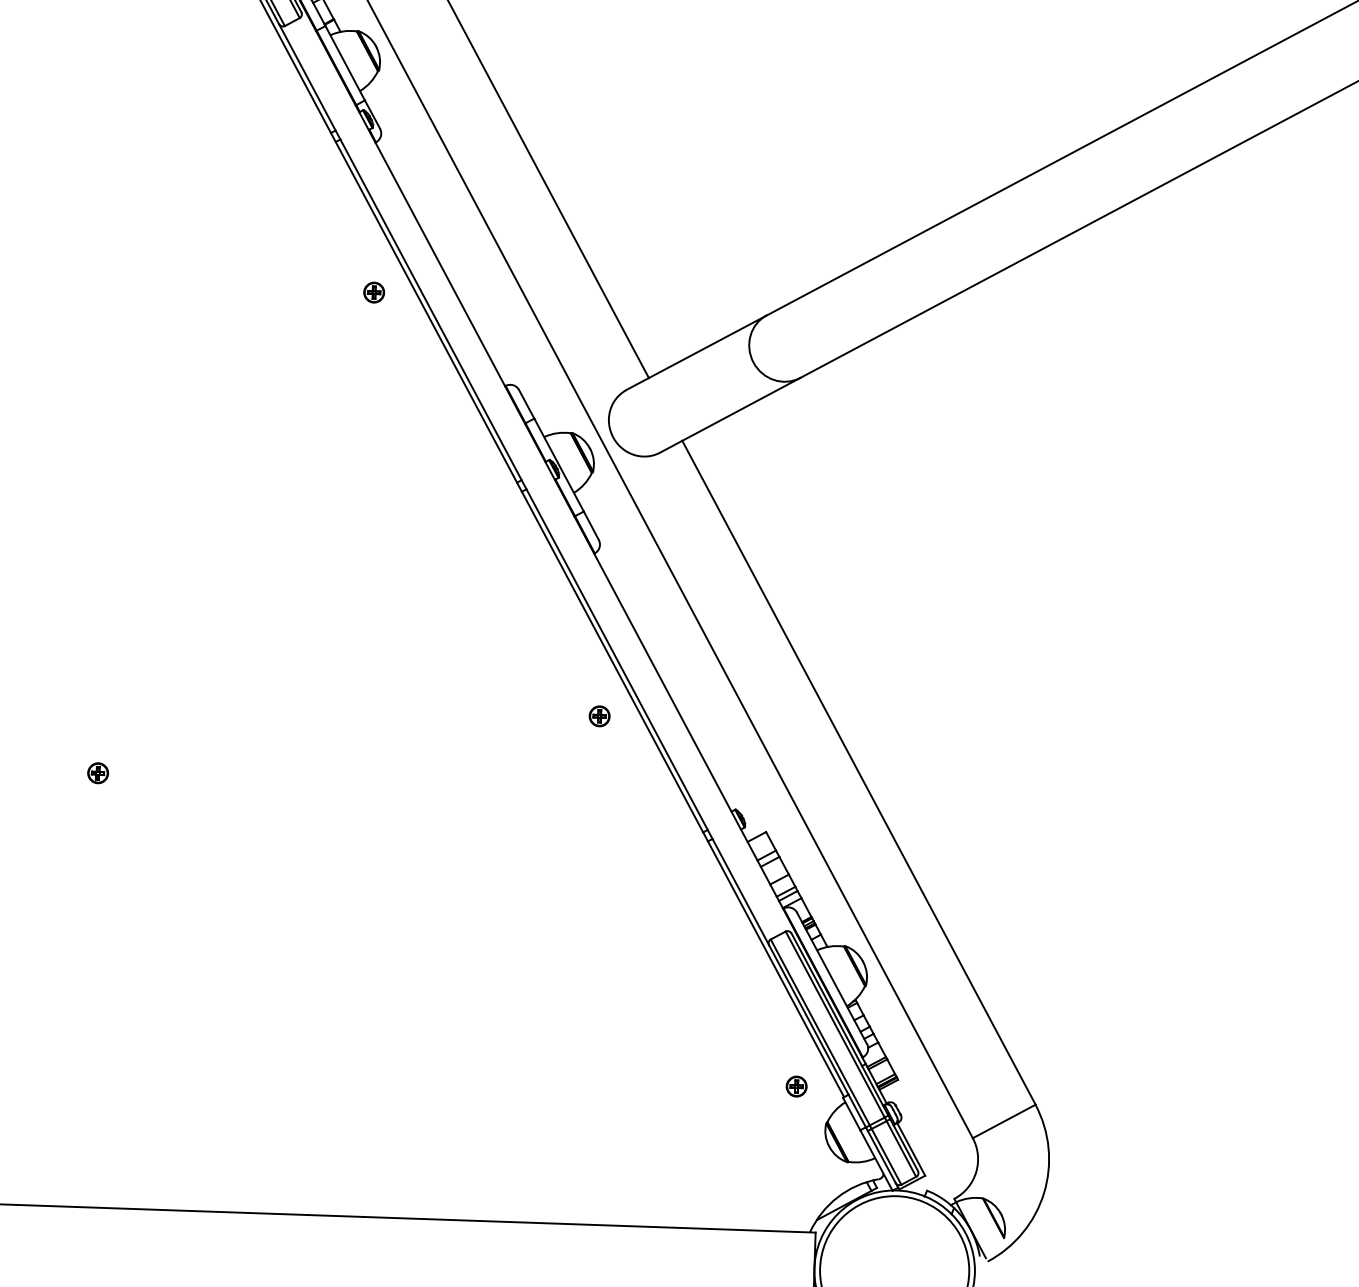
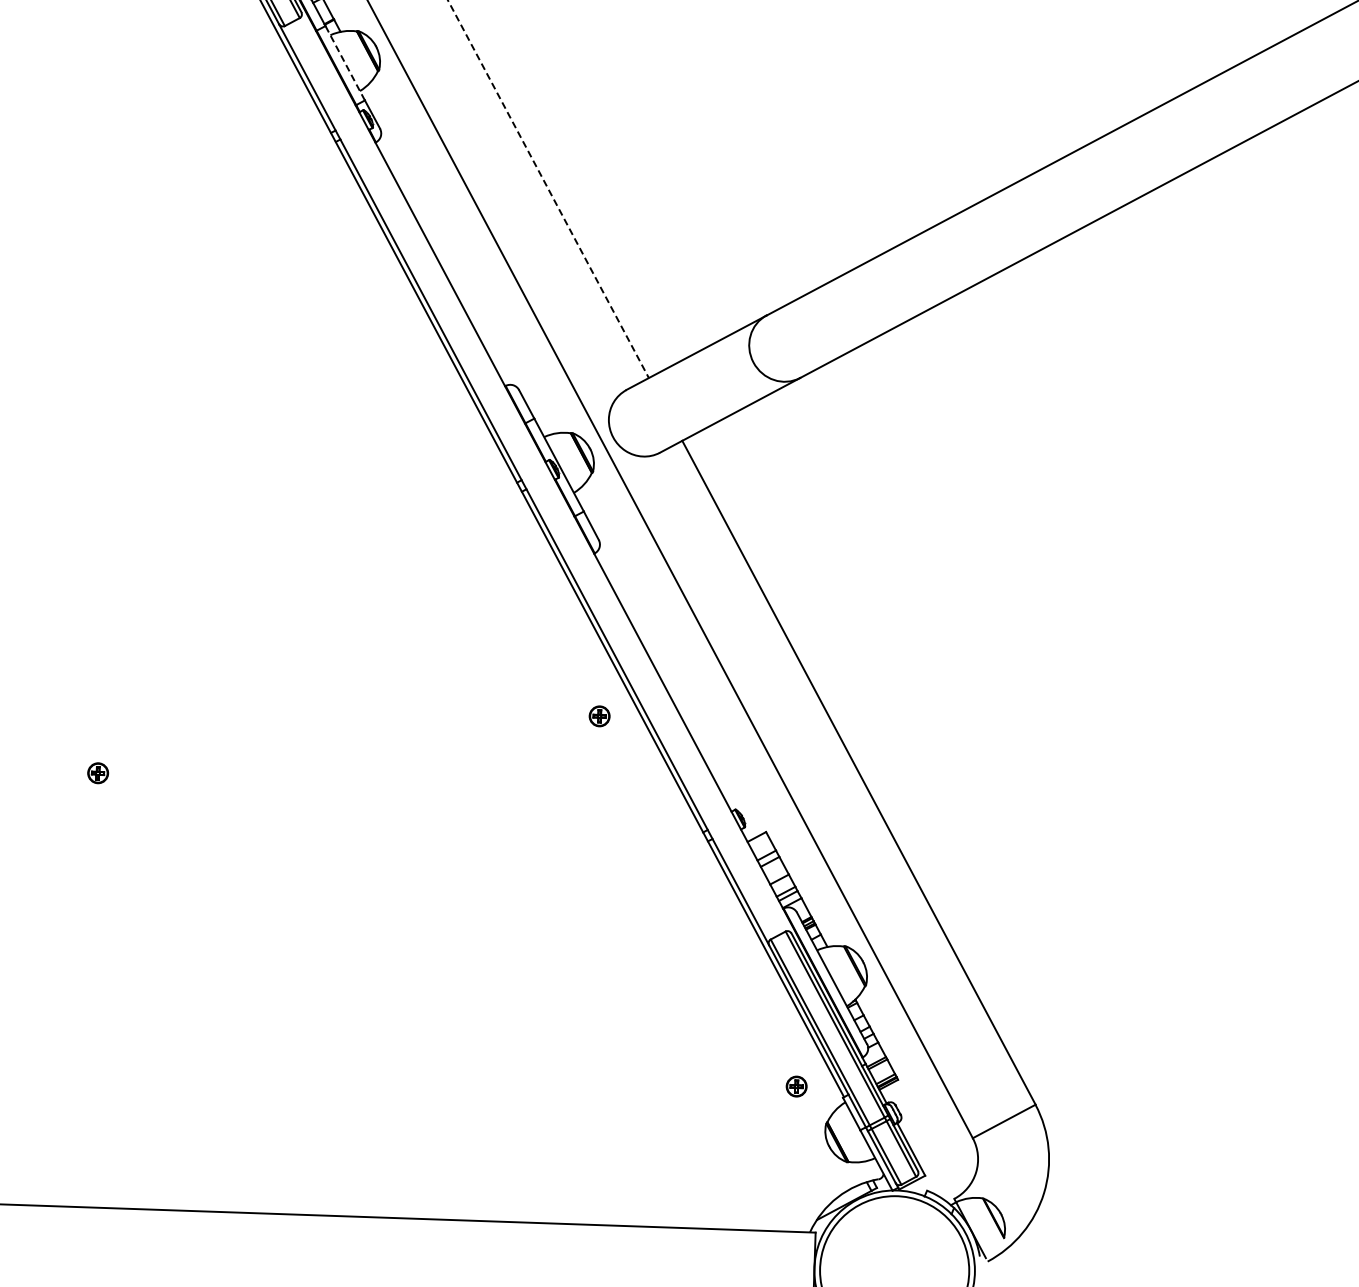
line: solid -> dashed (344, 62)
line: solid -> dashed (548, 189)
part: present -> none (374, 292)
